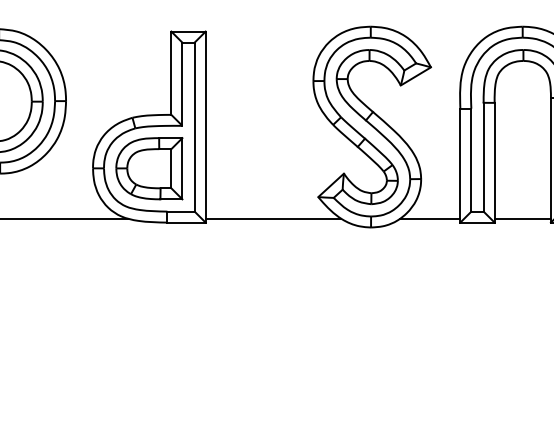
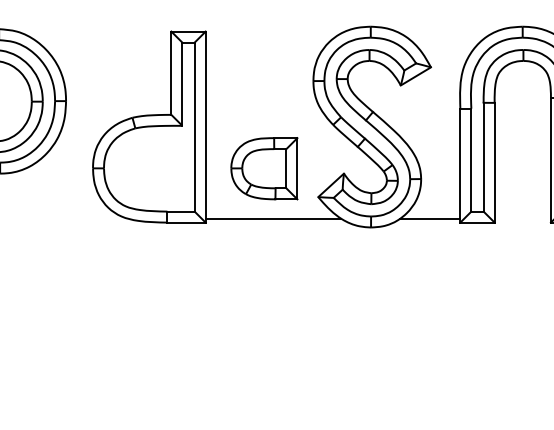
part position: (149, 168) -> (264, 168) (264, 168)
line: present -> none (64, 218)
line: present -> none (522, 218)
